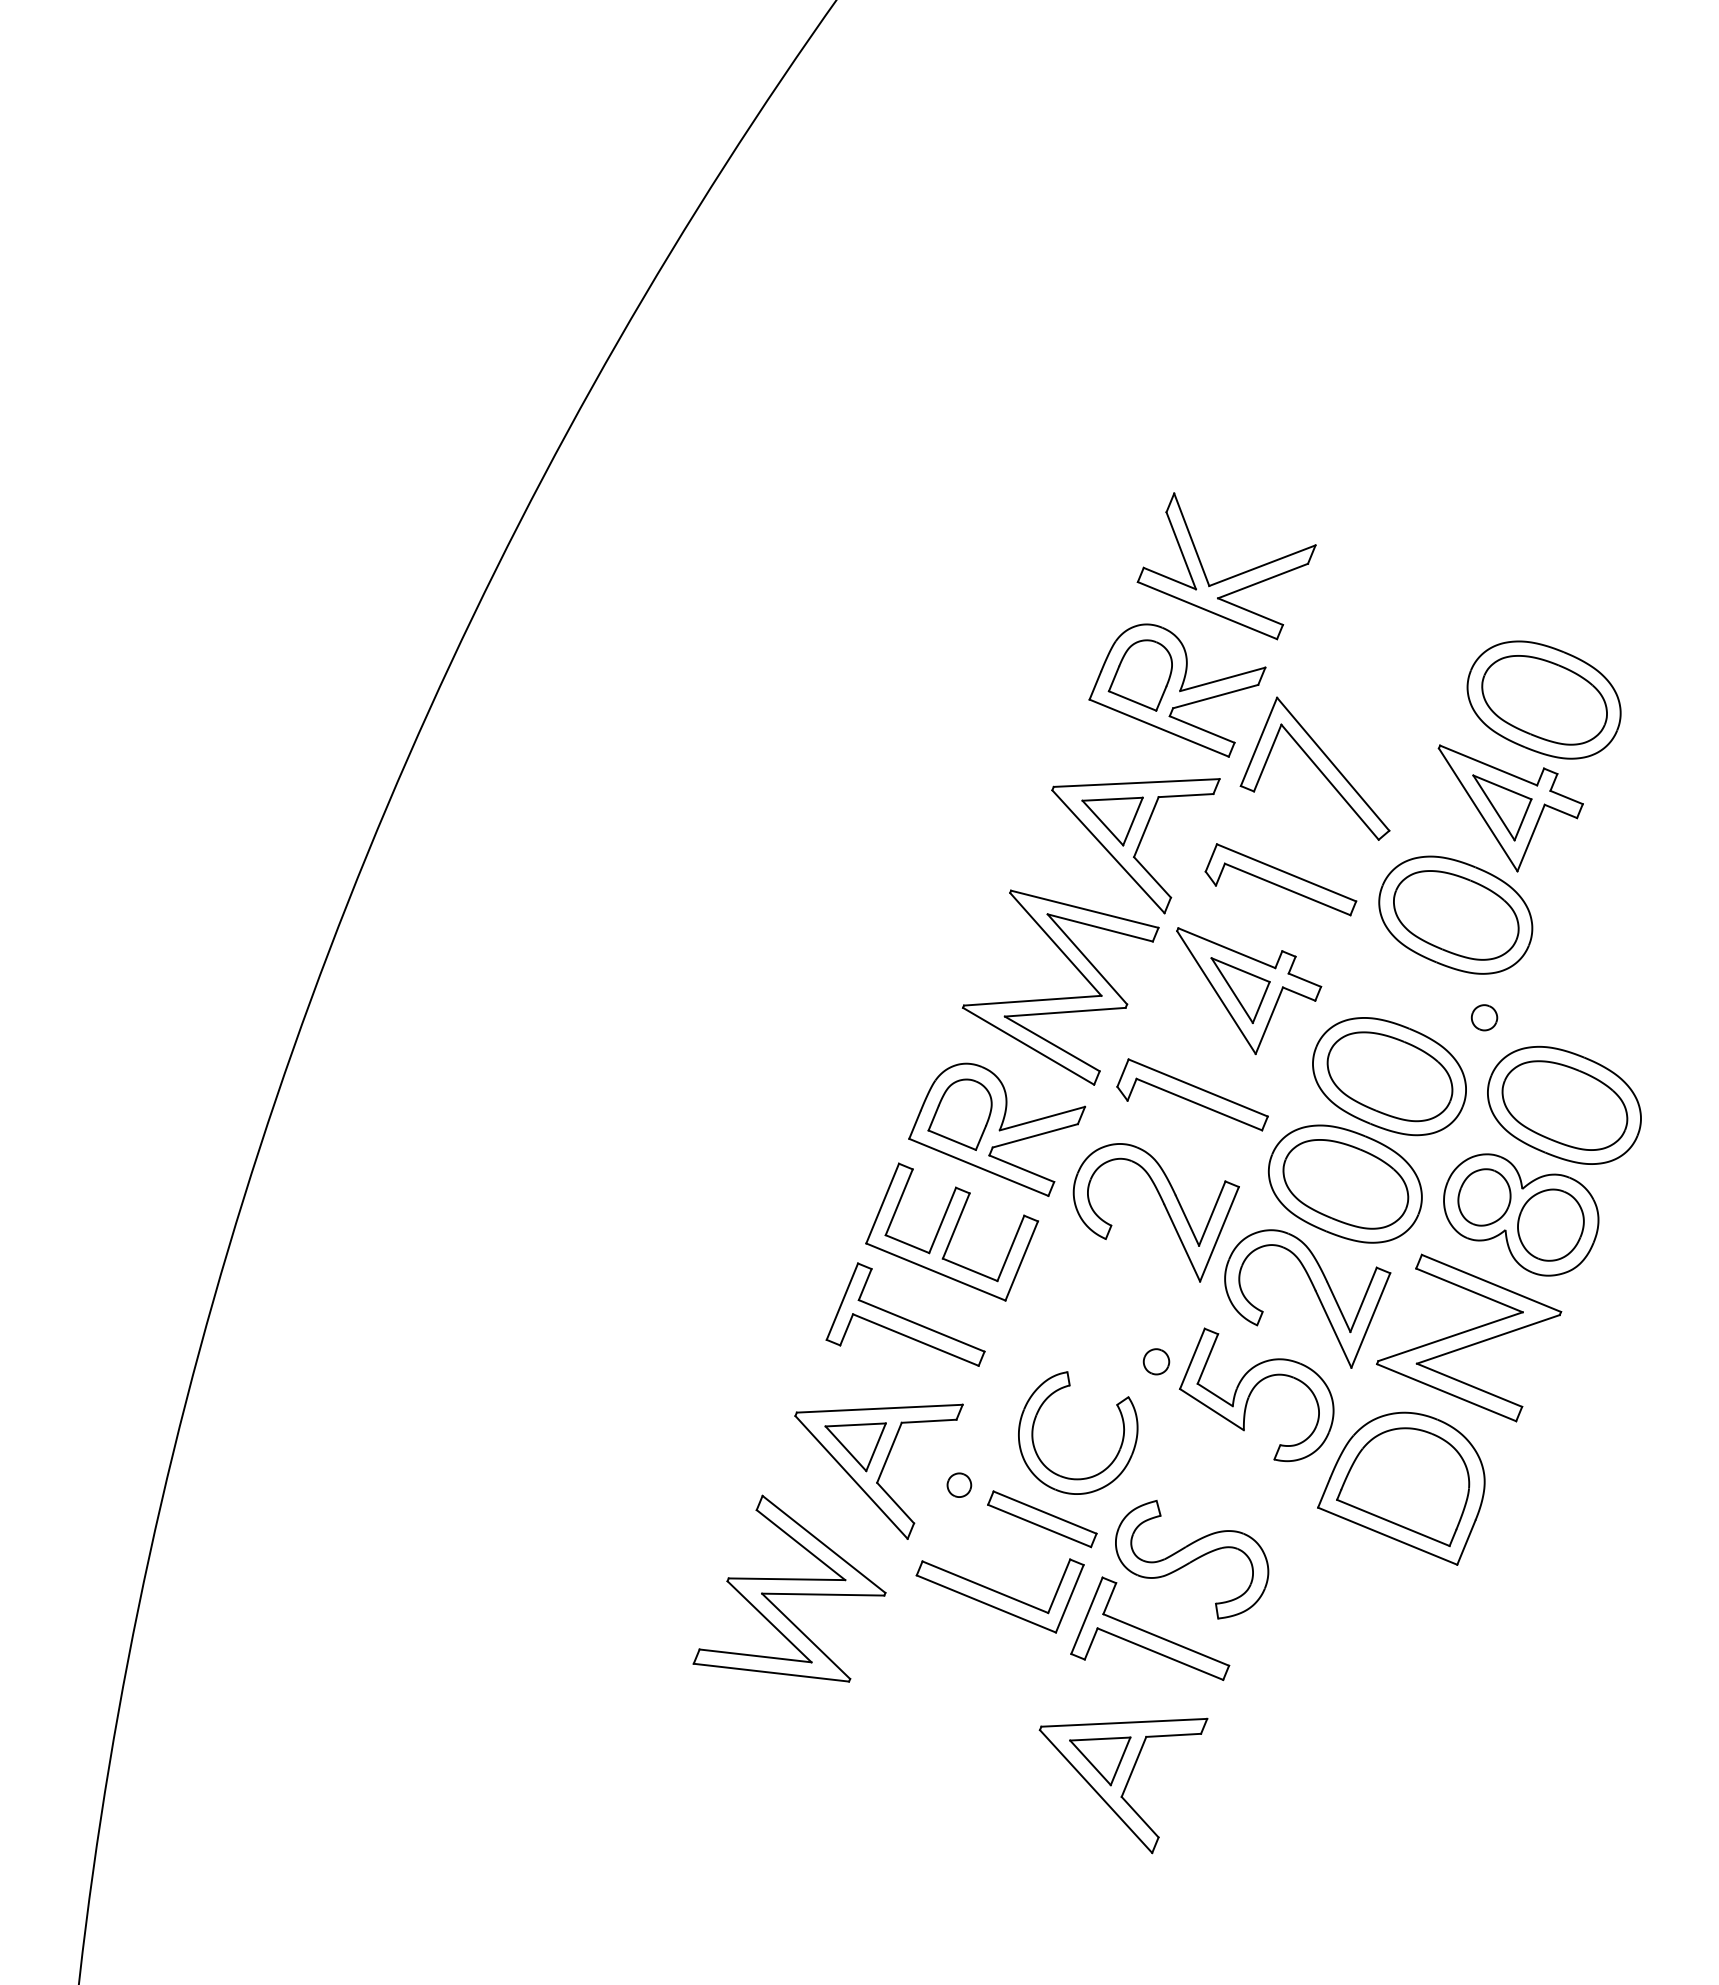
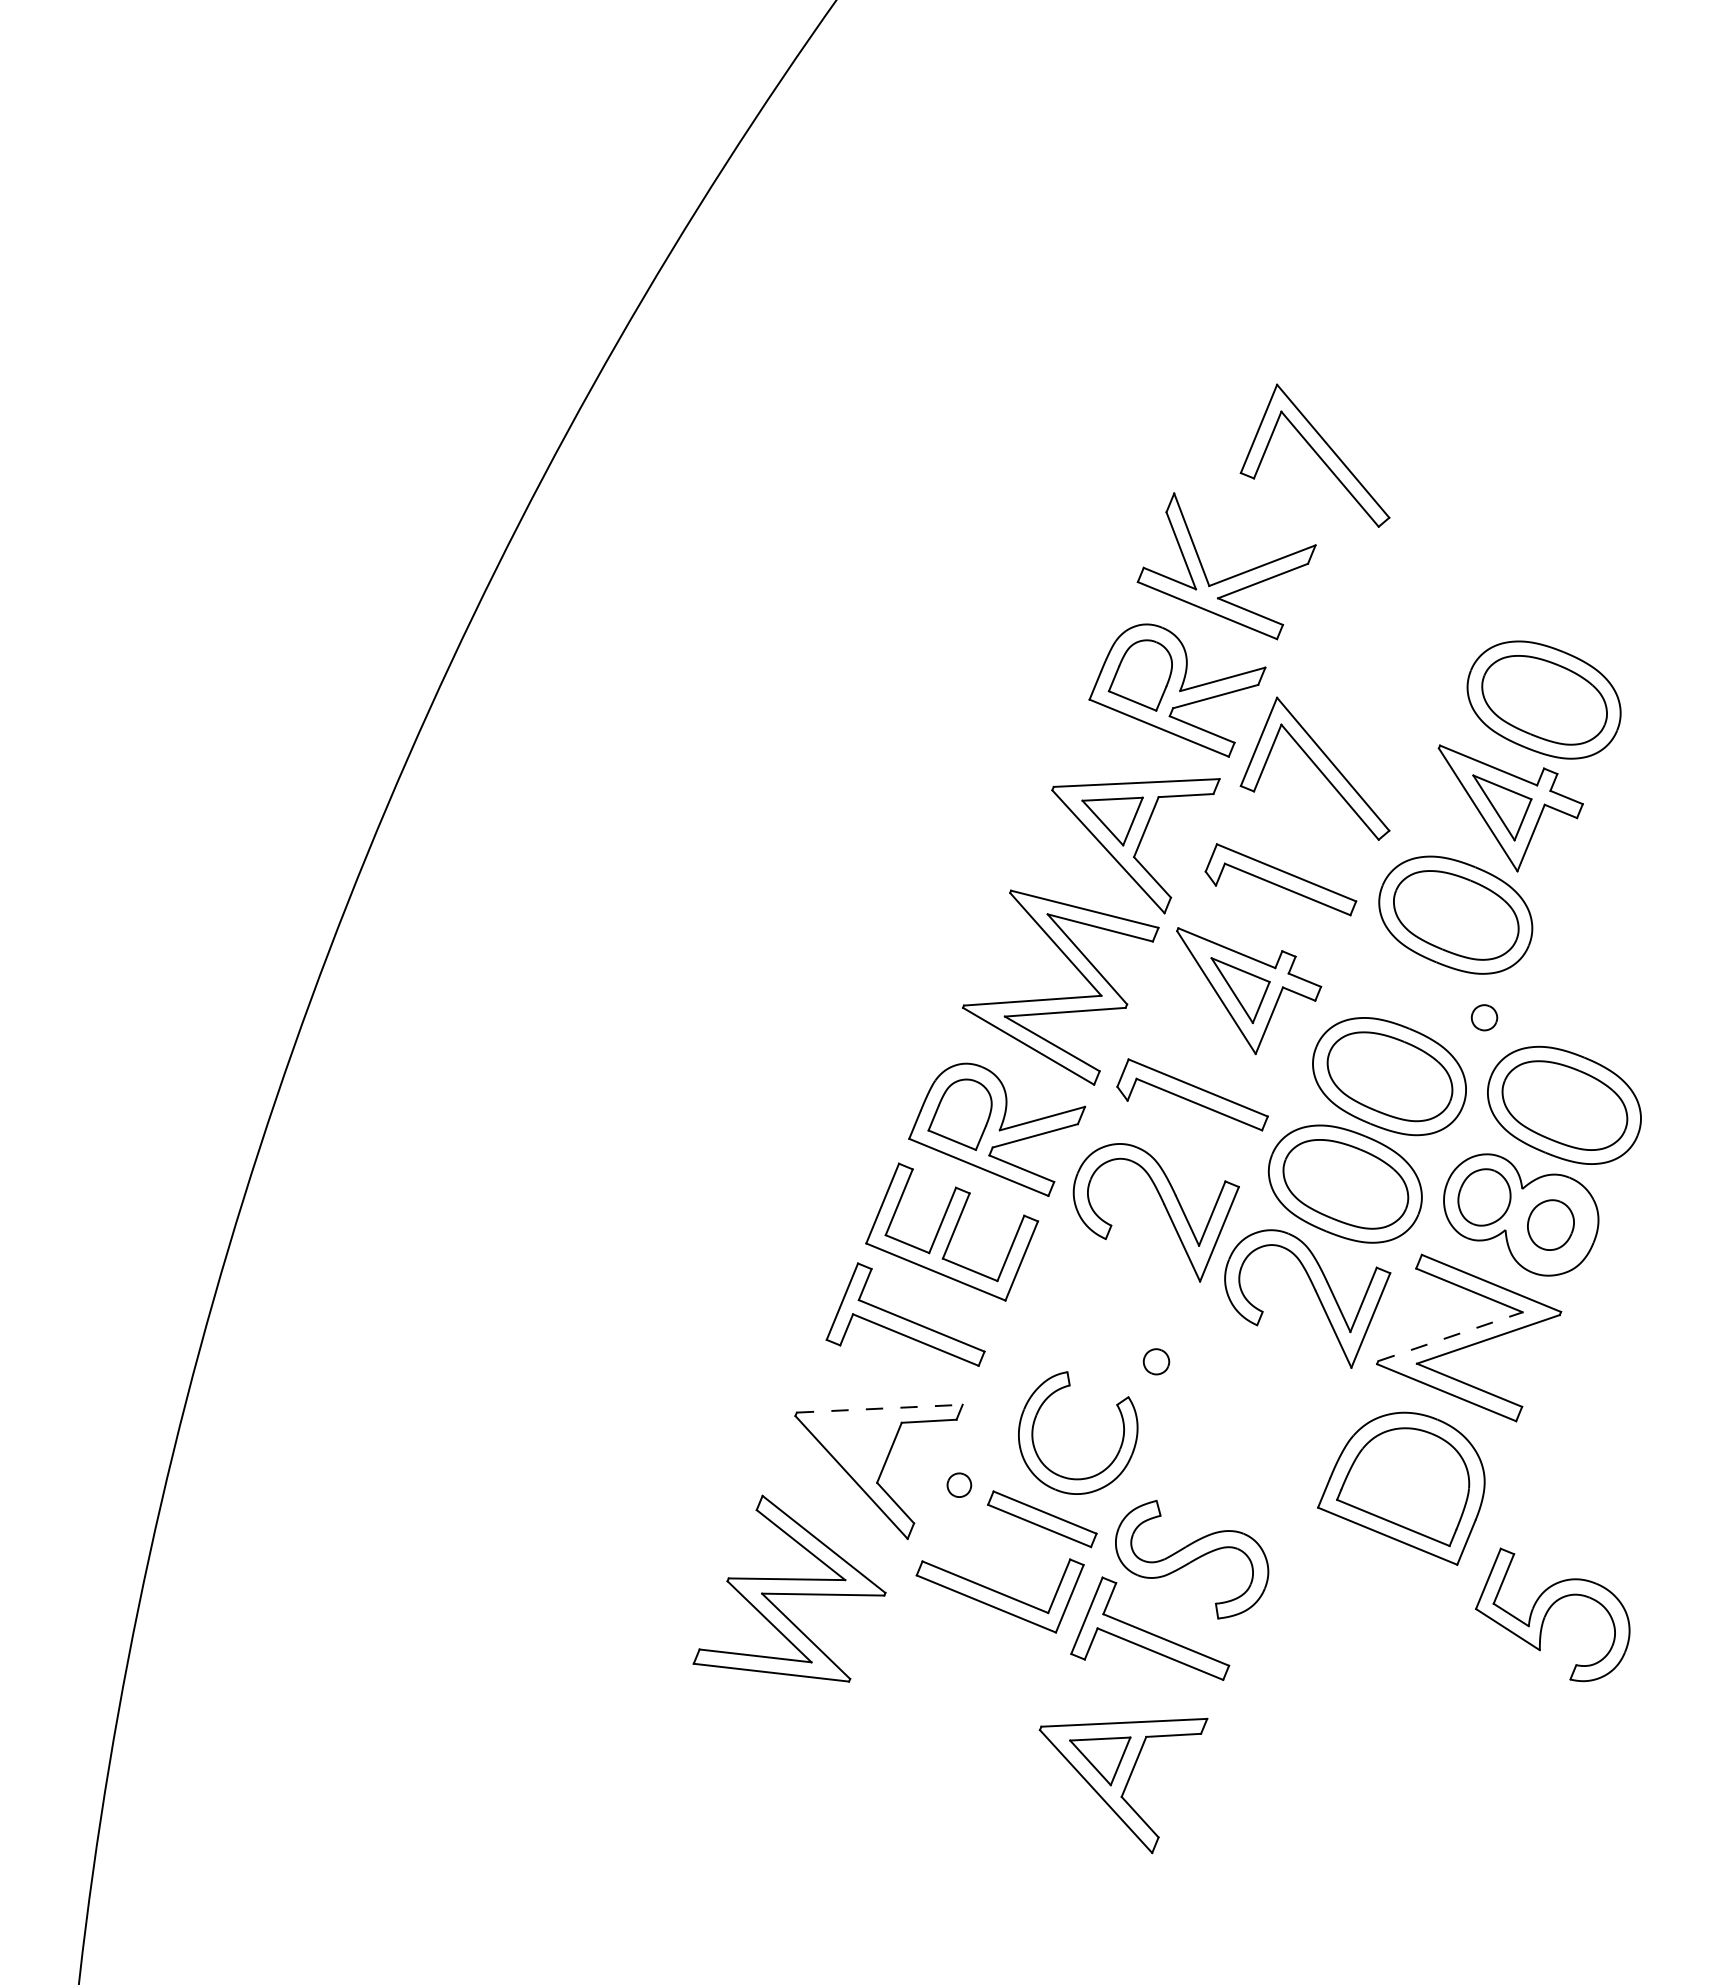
part: none -> present (1314, 455)
part size: 68x74 px -> 48x52 px (1550, 1224)
line: solid -> dashed (1451, 1336)
part position: (1256, 1394) -> (1552, 1614) (1552, 1614)
line: solid -> dashed (880, 1408)
part: present -> none (855, 1447)
